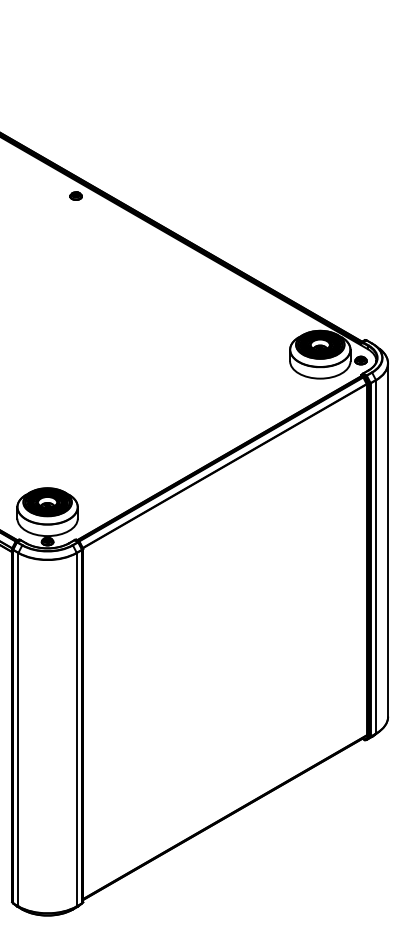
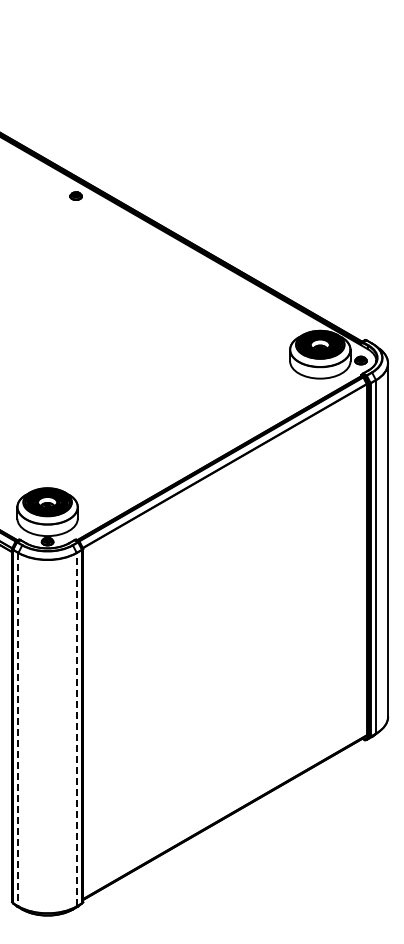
line: solid -> dashed (18, 729)
line: solid -> dashed (76, 729)
